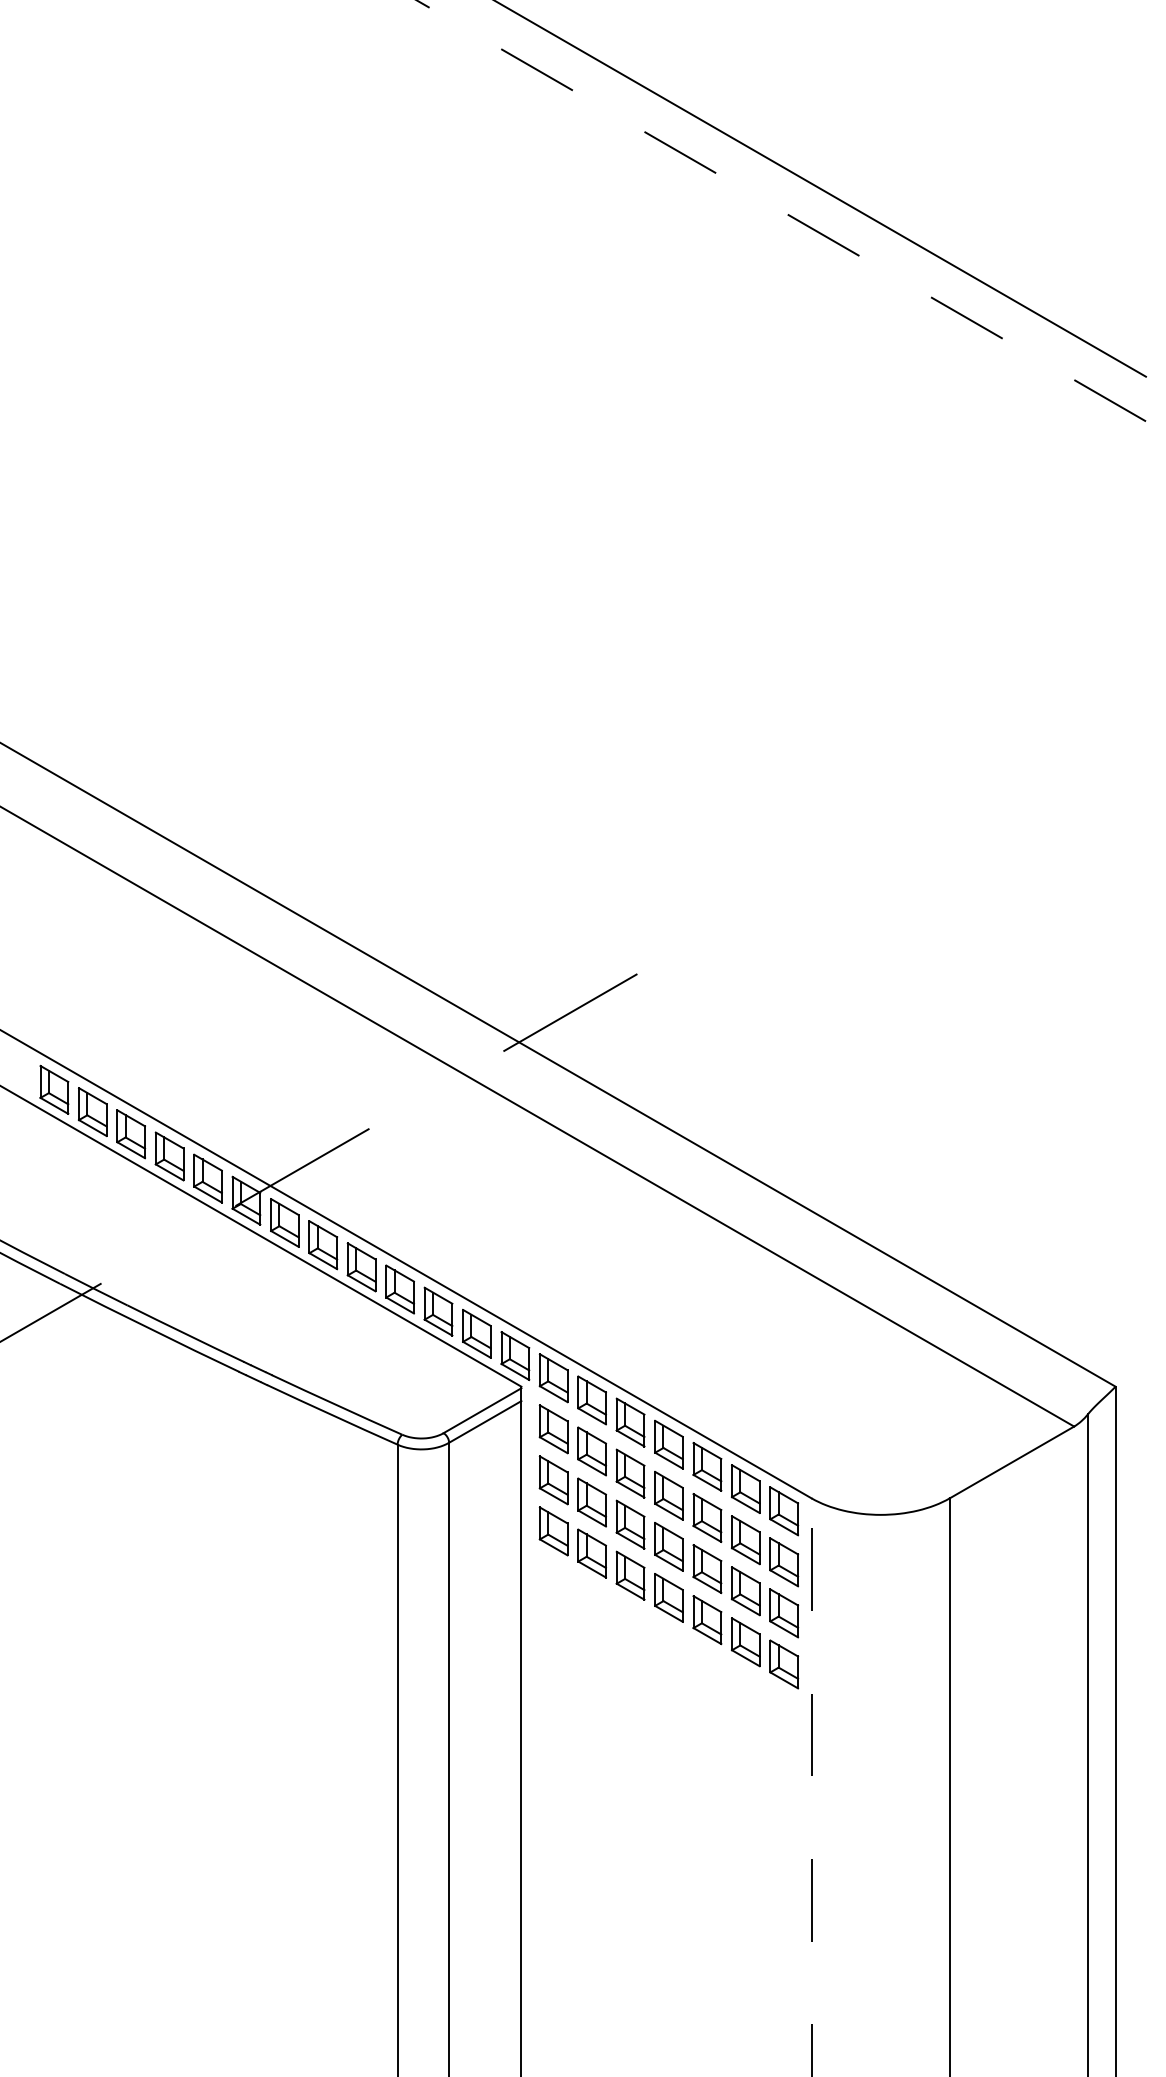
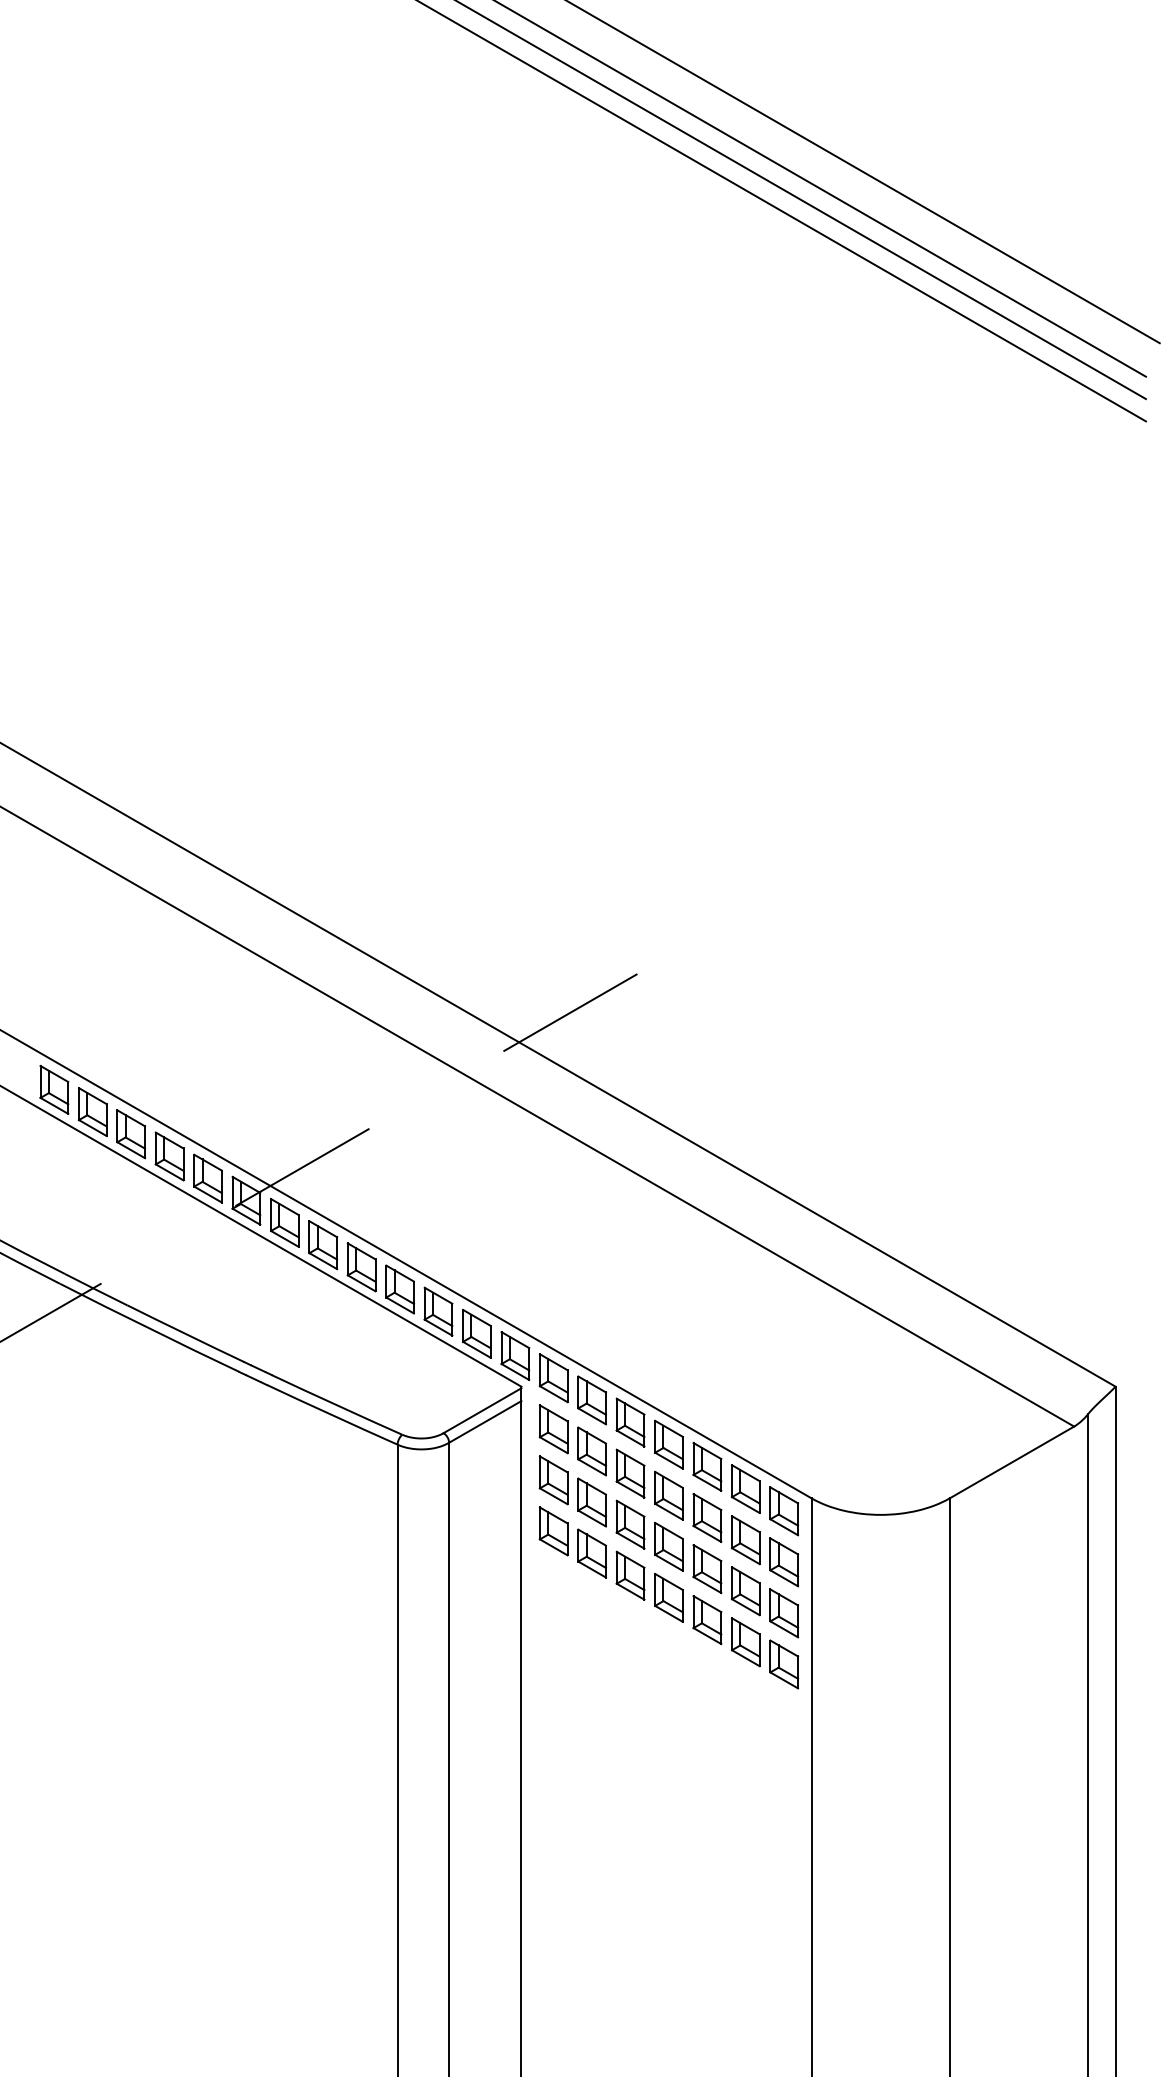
line: none -> present (864, 172)
line: none -> present (802, 200)
line: dashed -> solid (781, 210)
line: dashed -> solid (811, 1787)
